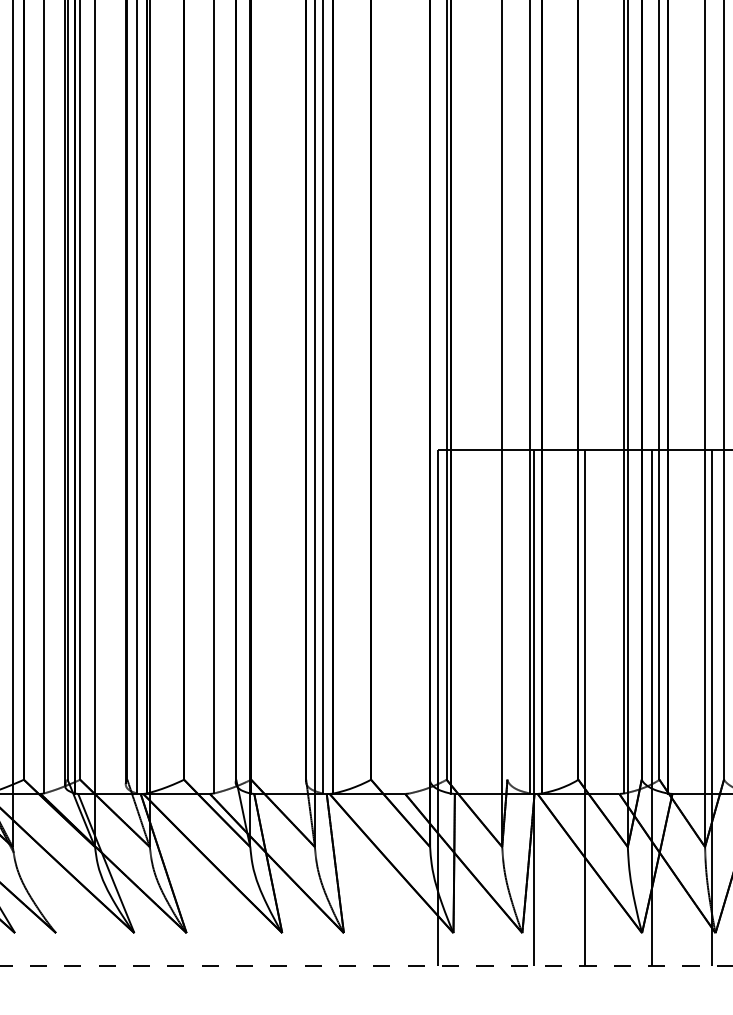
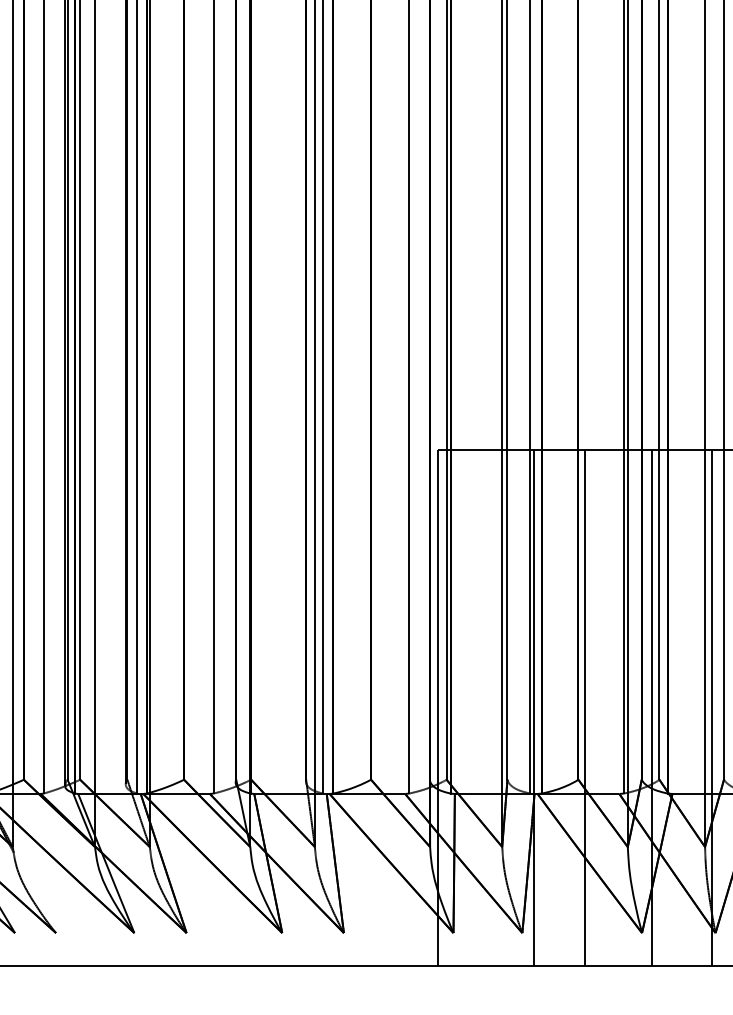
line: none -> present (507, 390)
line: none -> present (409, 397)
line: dashed -> solid (366, 965)
